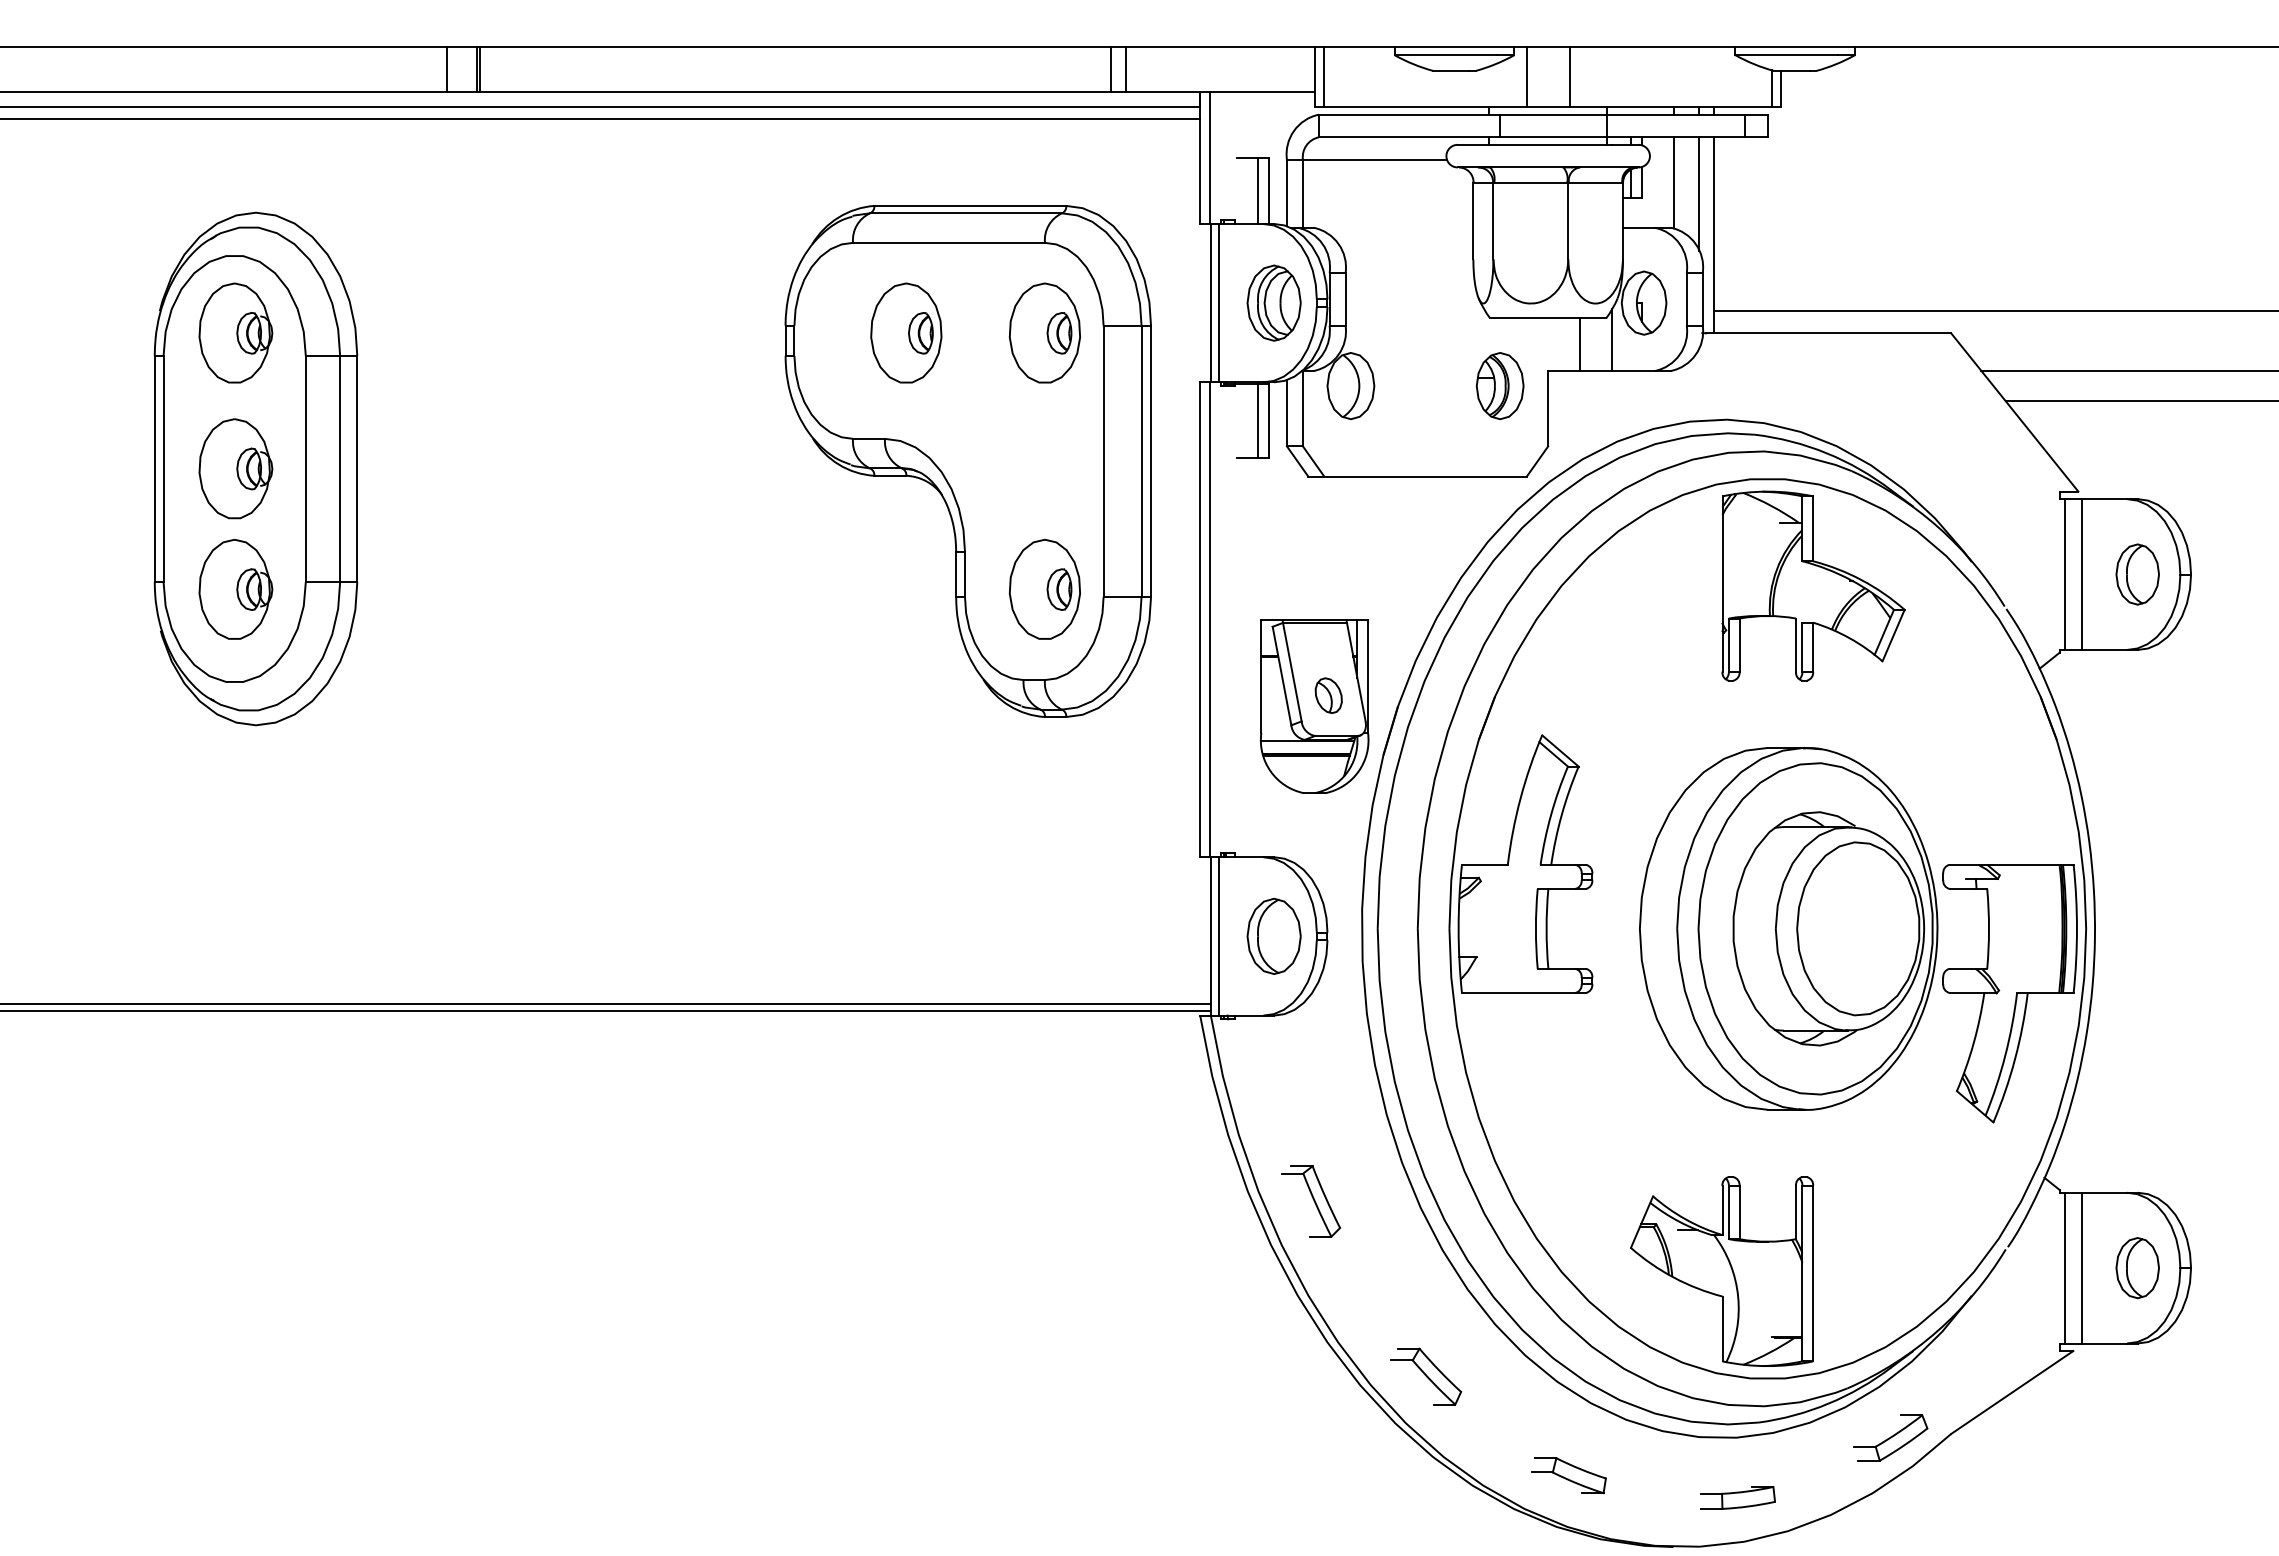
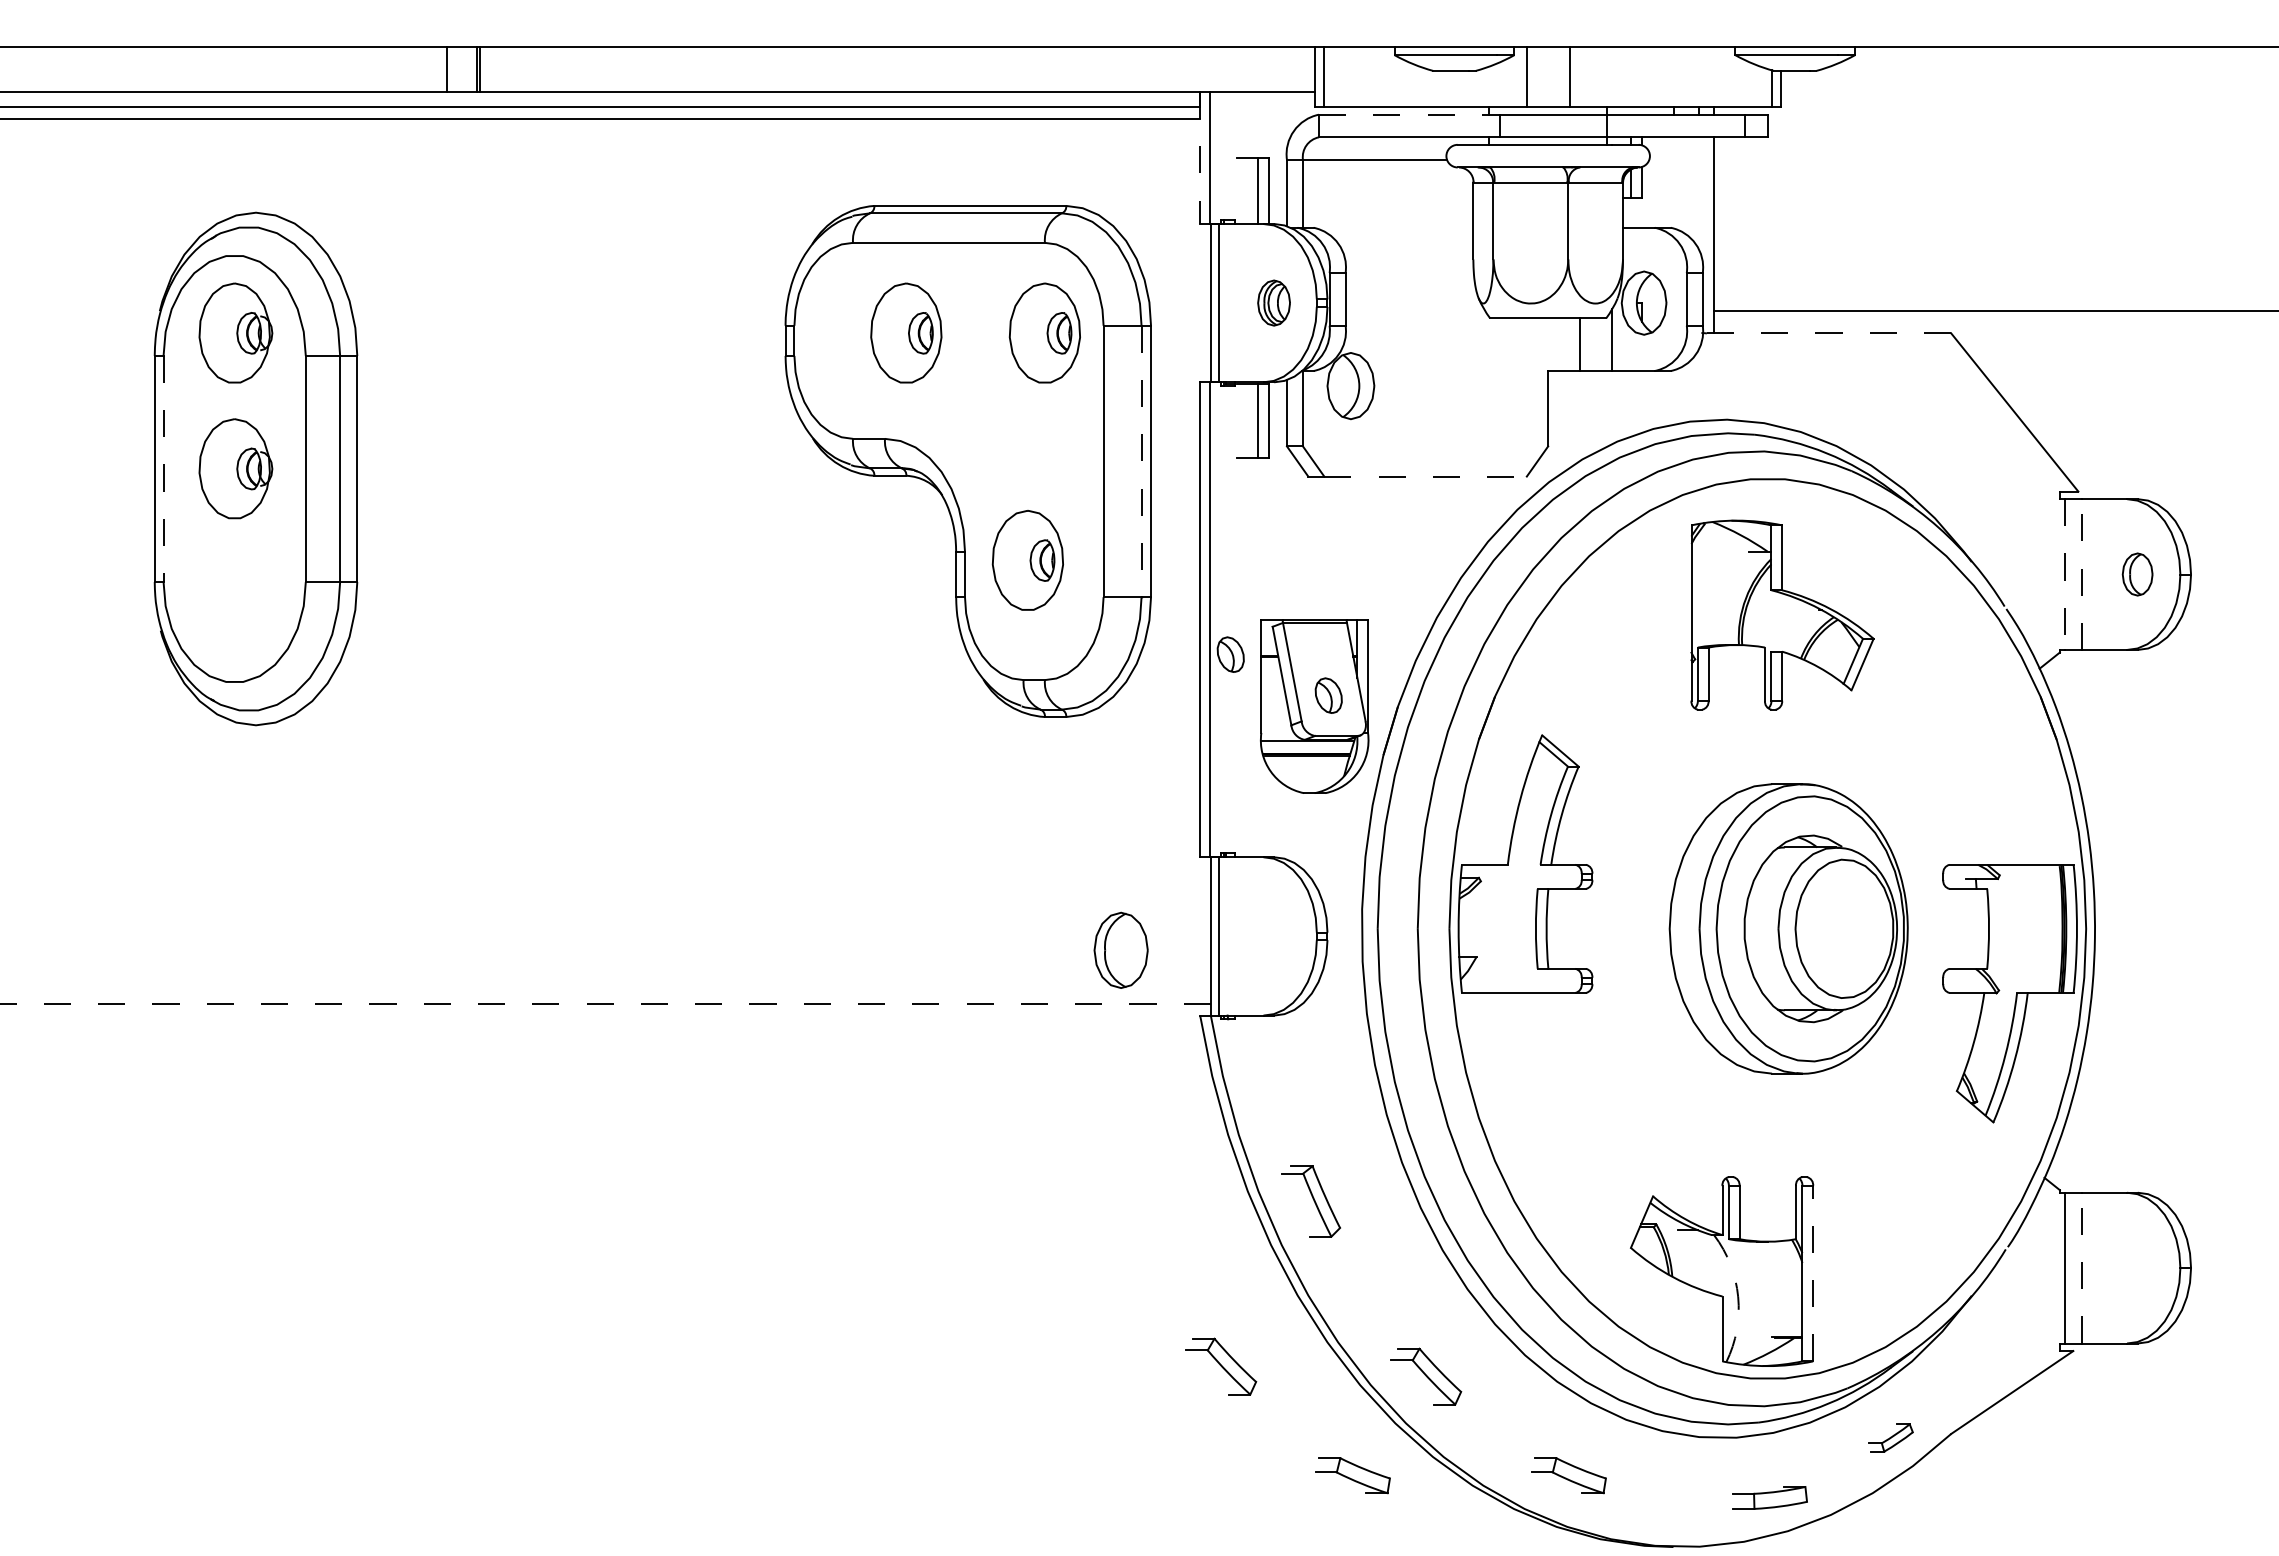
line: present -> none (1110, 69)
line: present -> none (1125, 69)
line: solid -> dashed (1409, 114)
line: solid -> dashed (1199, 158)
line: present -> none (1673, 182)
line: present -> none (1698, 193)
part size: 56x78 px -> 34x48 px (1273, 302)
line: solid -> dashed (1828, 333)
line: present -> none (2128, 371)
part: present -> none (1499, 386)
line: present -> none (2140, 401)
line: solid -> dashed (1141, 461)
line: solid -> dashed (163, 469)
line: solid -> dashed (1426, 476)
line: solid -> dashed (2082, 574)
part size: 45x63 px -> 33x45 px (2137, 574)
line: solid -> dashed (2065, 575)
part position: (1813, 585) -> (1782, 614) (1782, 614)
part: present -> none (235, 589)
part position: (1044, 589) -> (1027, 560) (1027, 560)
part: none -> present (1230, 654)
part size: 300x364 px -> 241x292 px (1788, 928)
part position: (1273, 935) -> (1120, 949) (1120, 949)
line: solid -> dashed (605, 1004)
line: present -> none (606, 1010)
line: solid -> dashed (2082, 1267)
part: present -> none (2137, 1268)
line: solid -> dashed (1813, 1273)
arc: solid -> dashed (1738, 1296)
part: none -> present (1221, 1366)
part size: 76x48 px -> 46x30 px (1890, 1437)
part: none -> present (1352, 1475)
part position: (1737, 1497) -> (1769, 1497) (1769, 1497)
